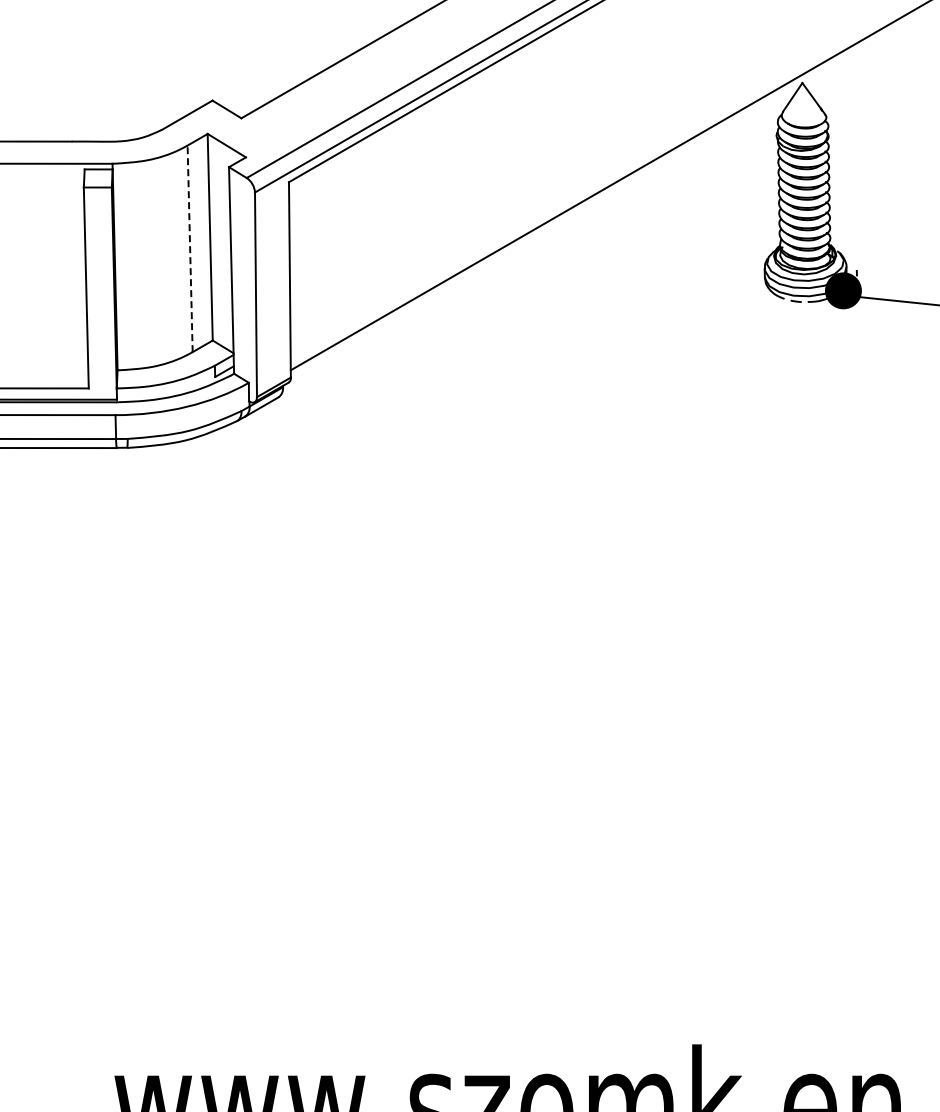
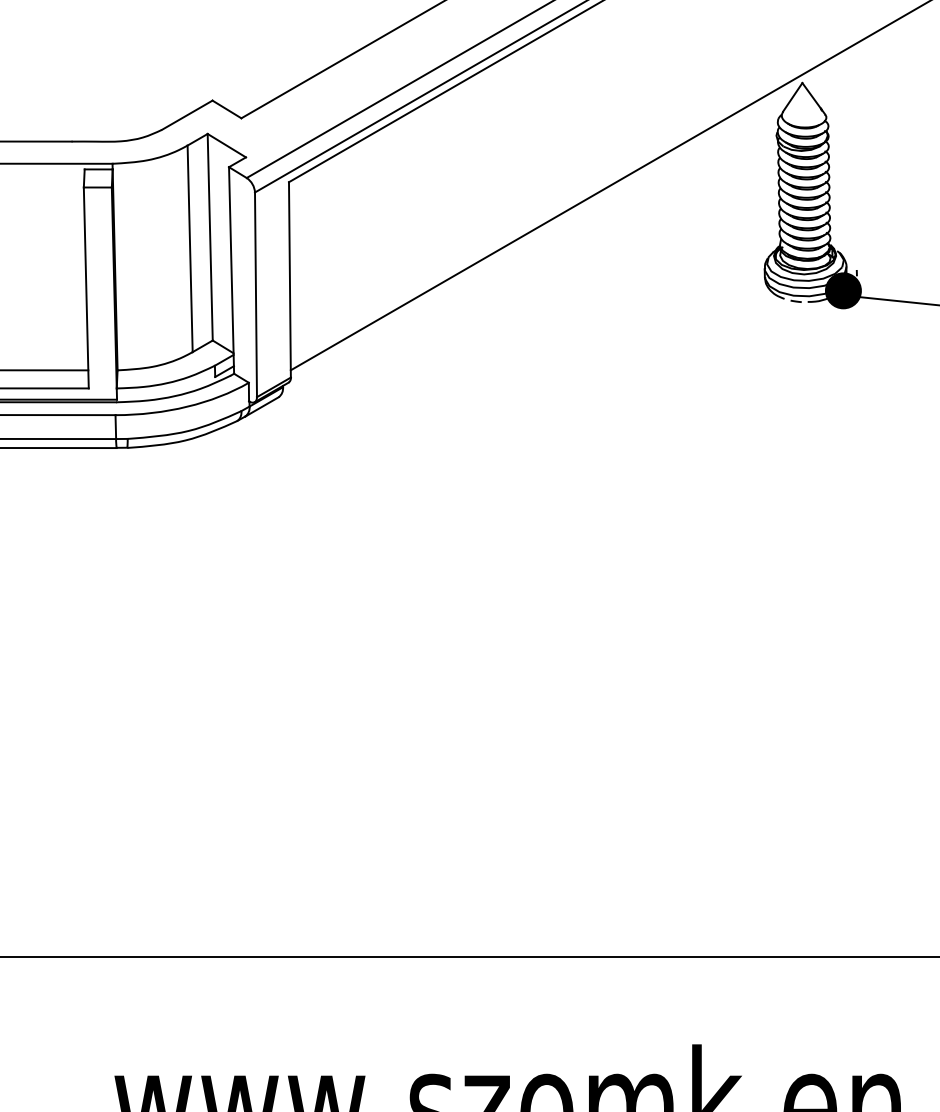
line: dashed -> solid (190, 248)
line: none -> present (45, 370)
line: none -> present (469, 956)
